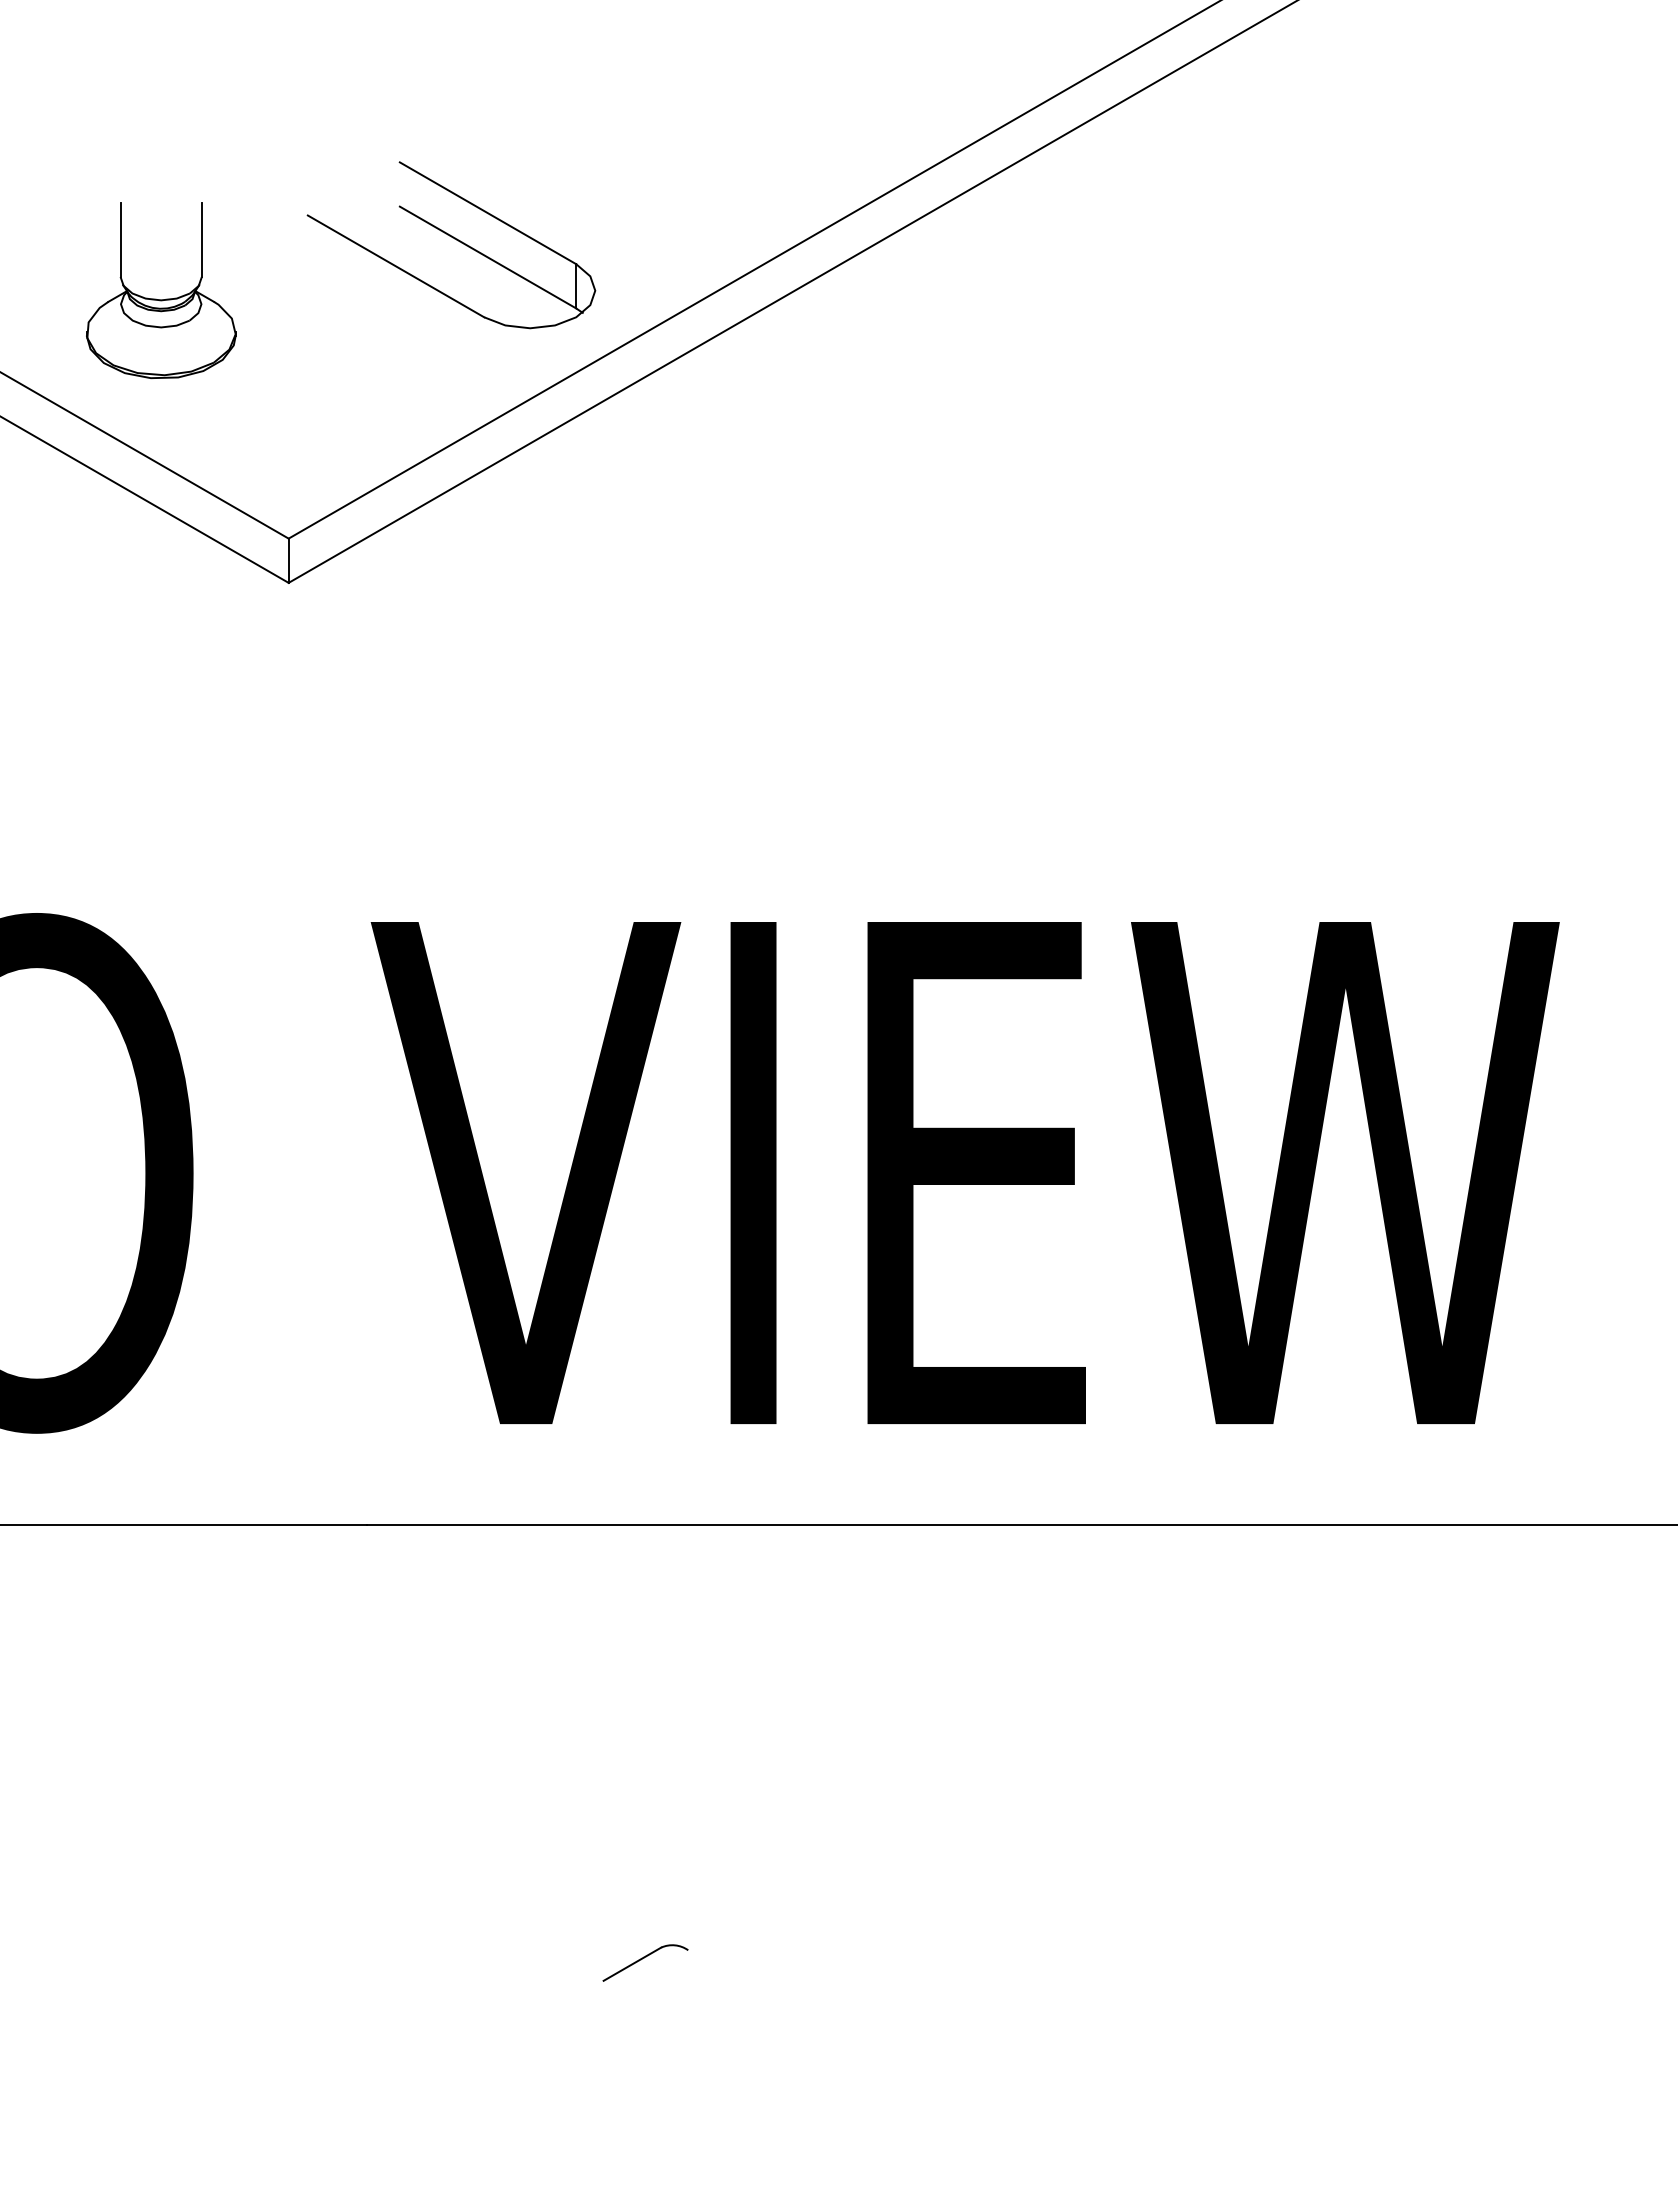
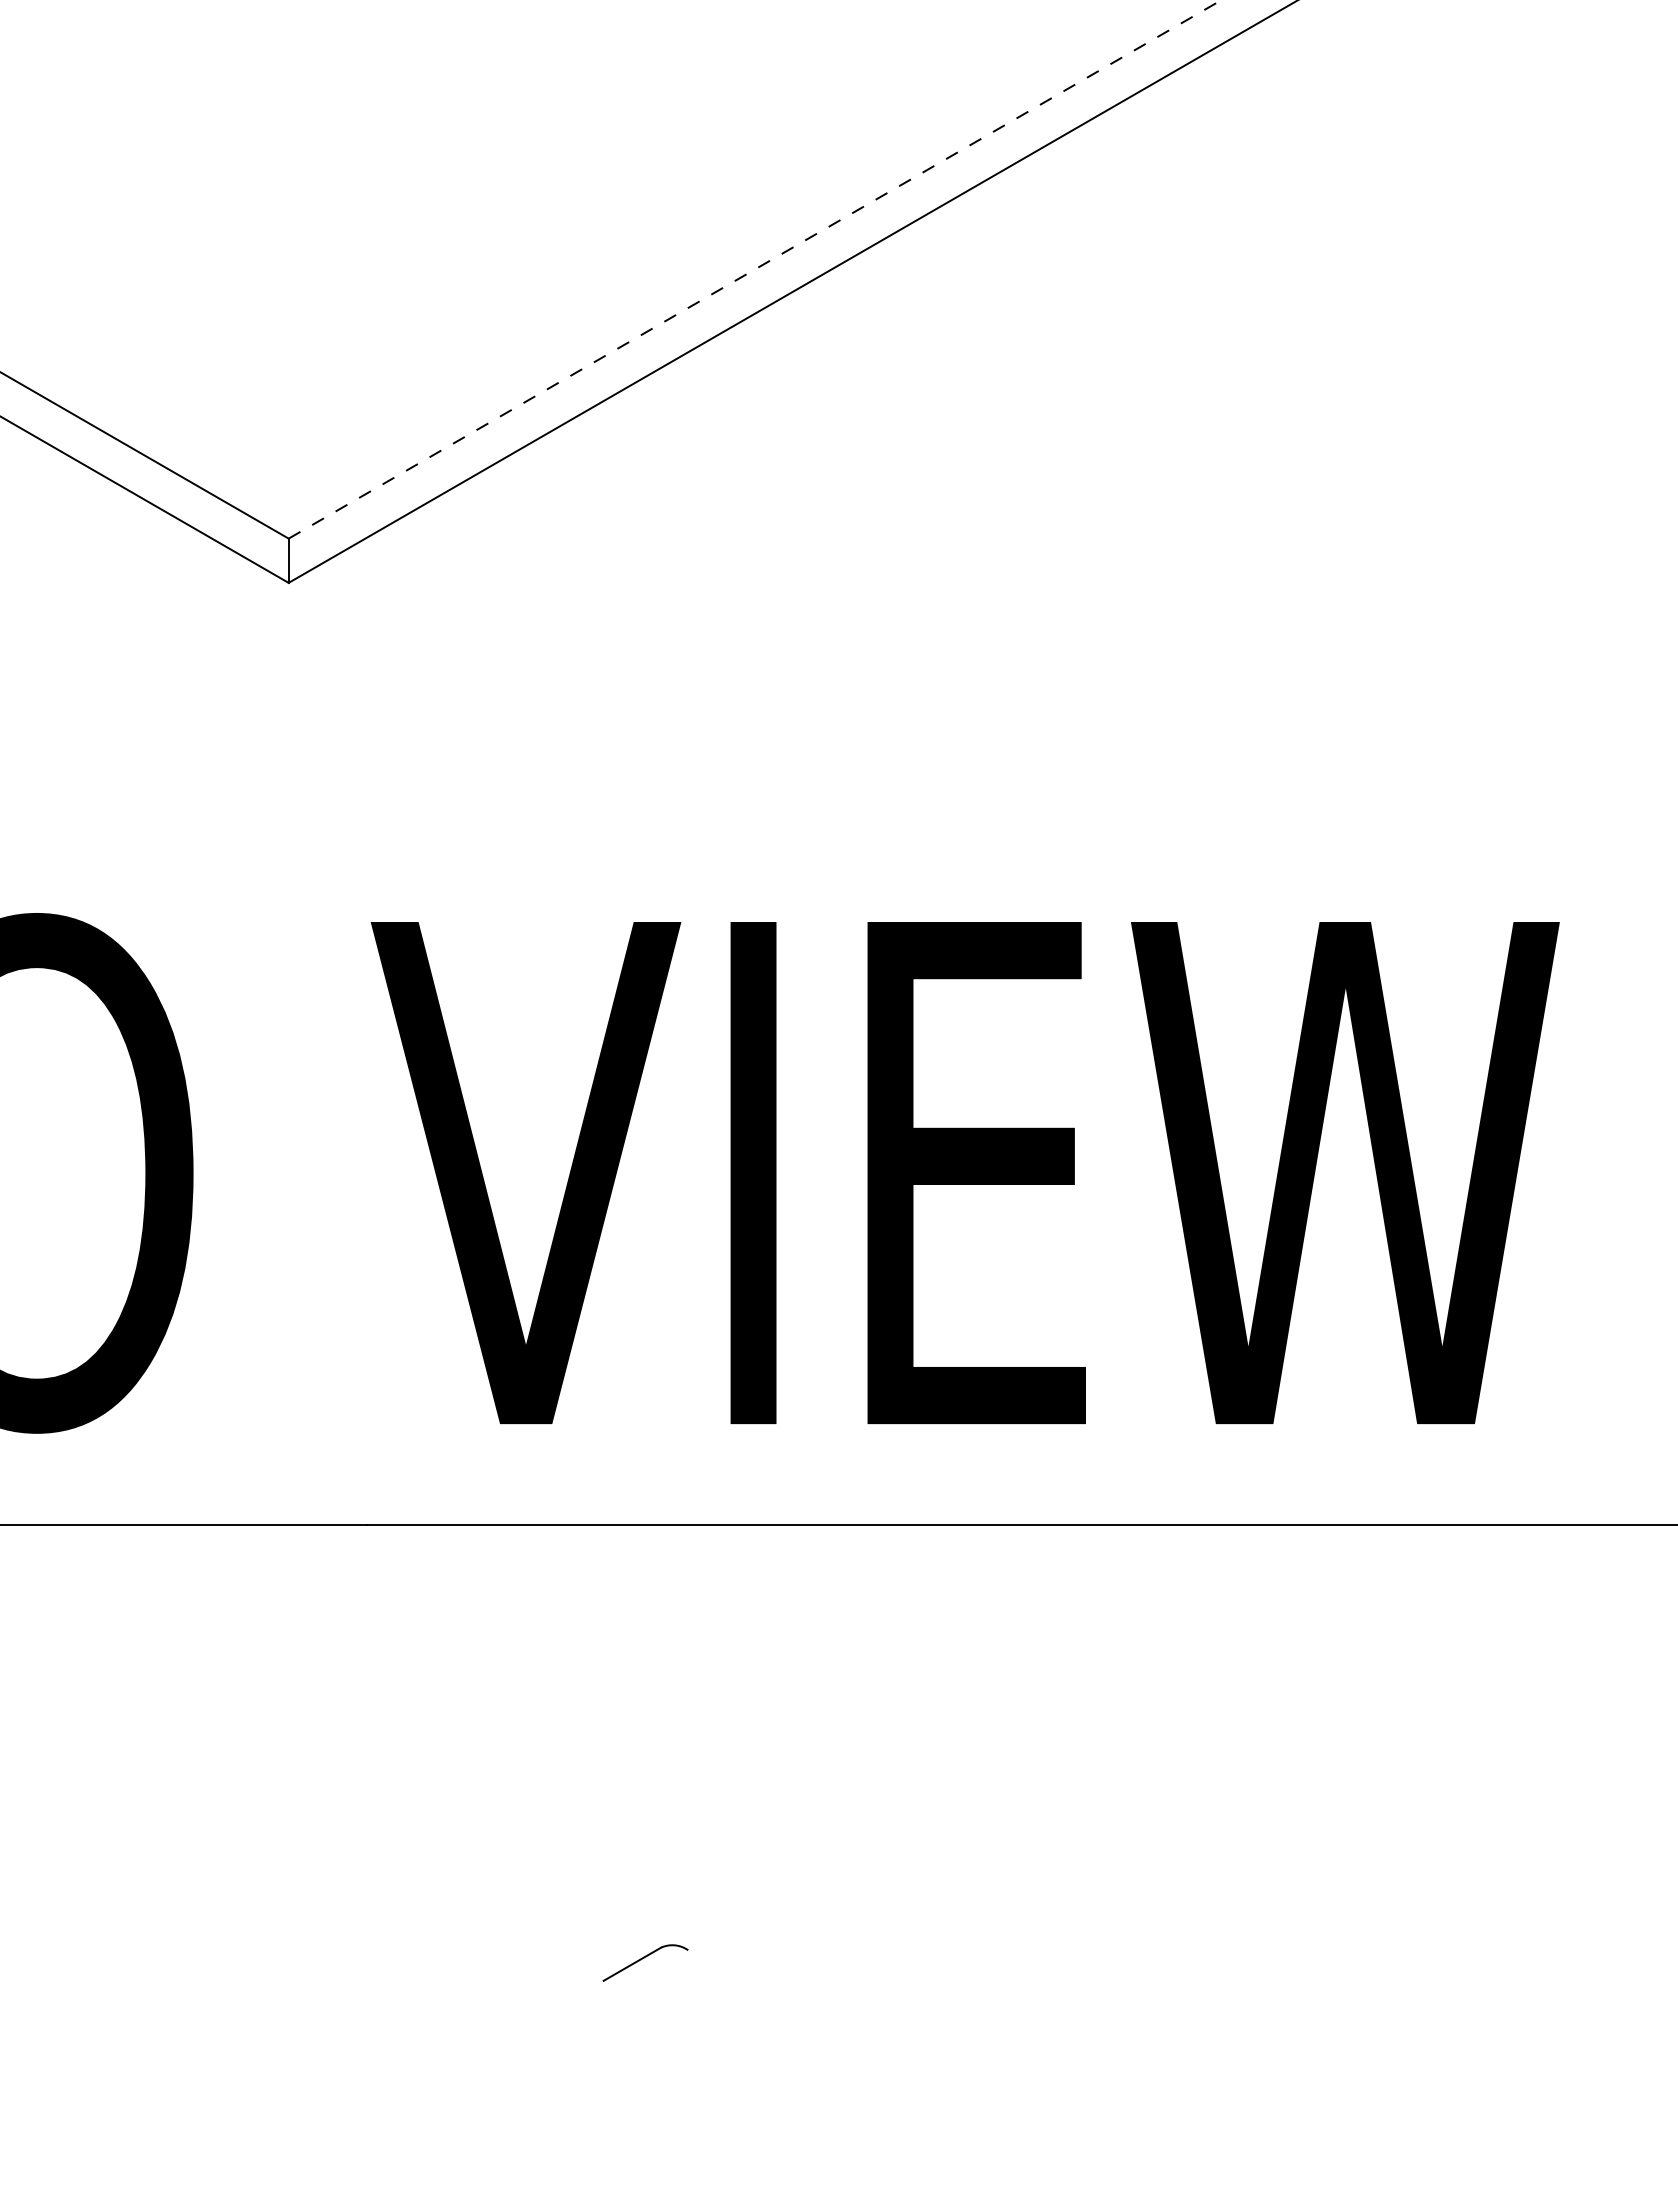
part: present -> none (454, 239)
line: solid -> dashed (754, 269)
part: present -> none (161, 299)
